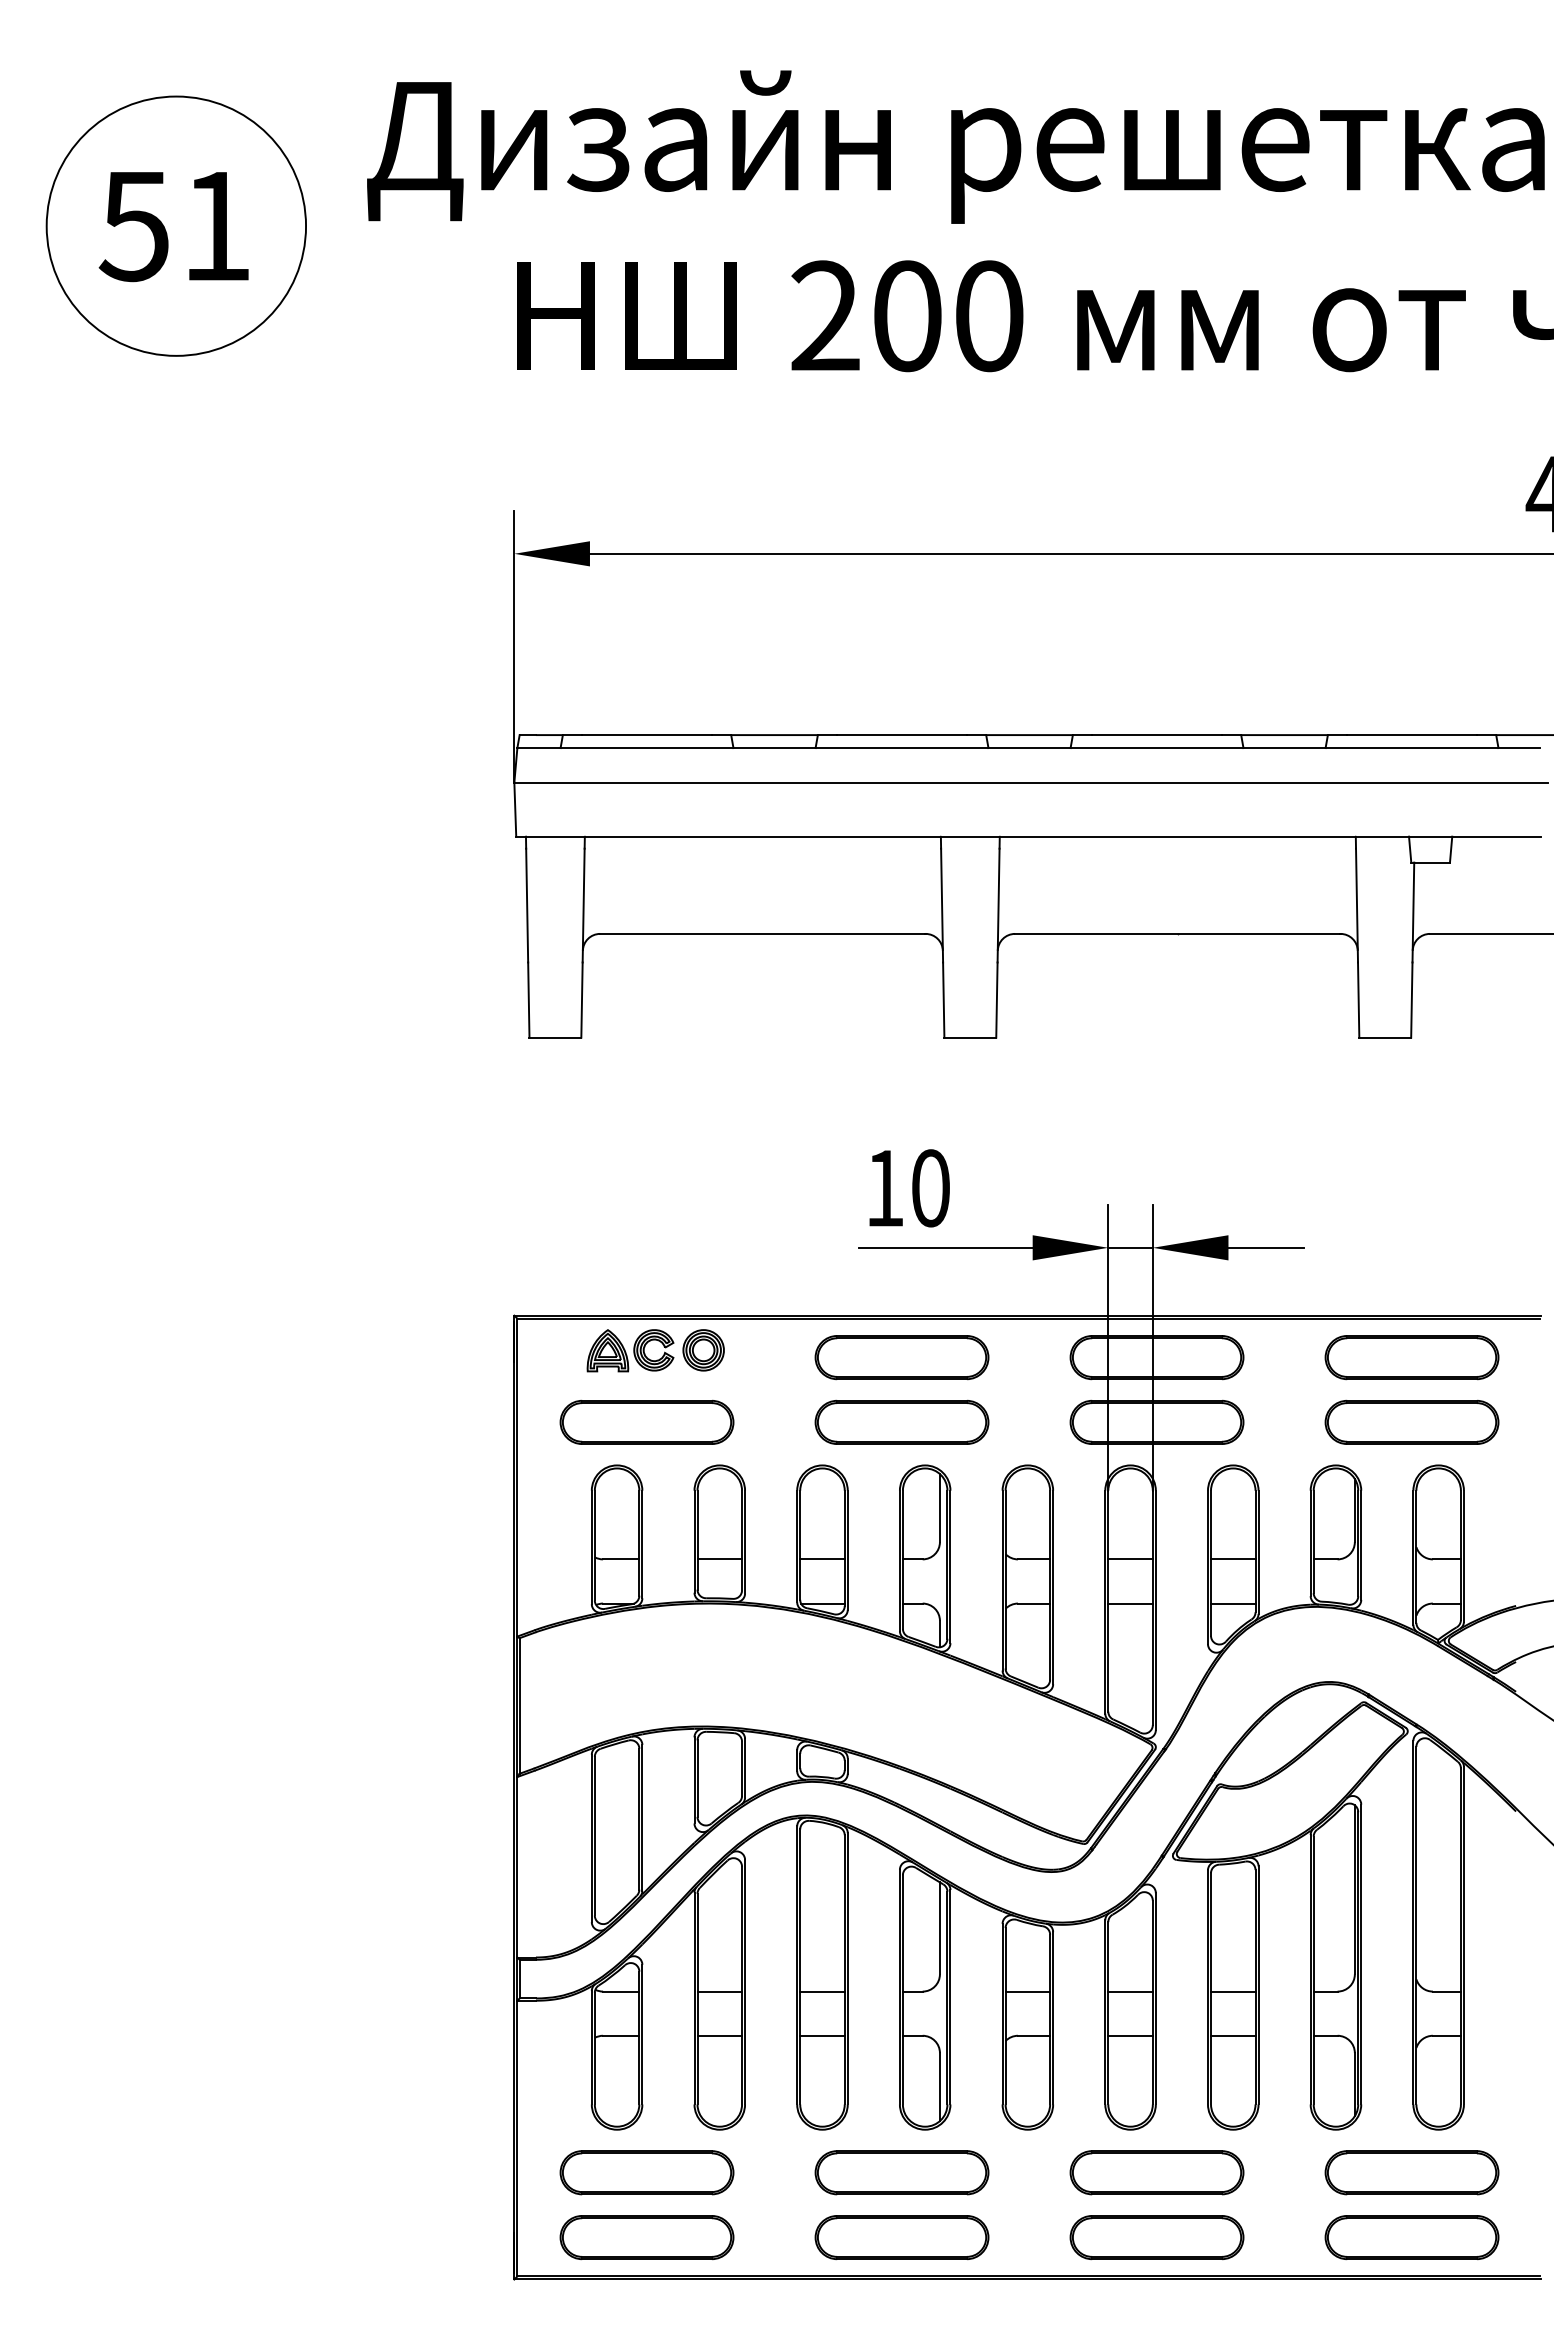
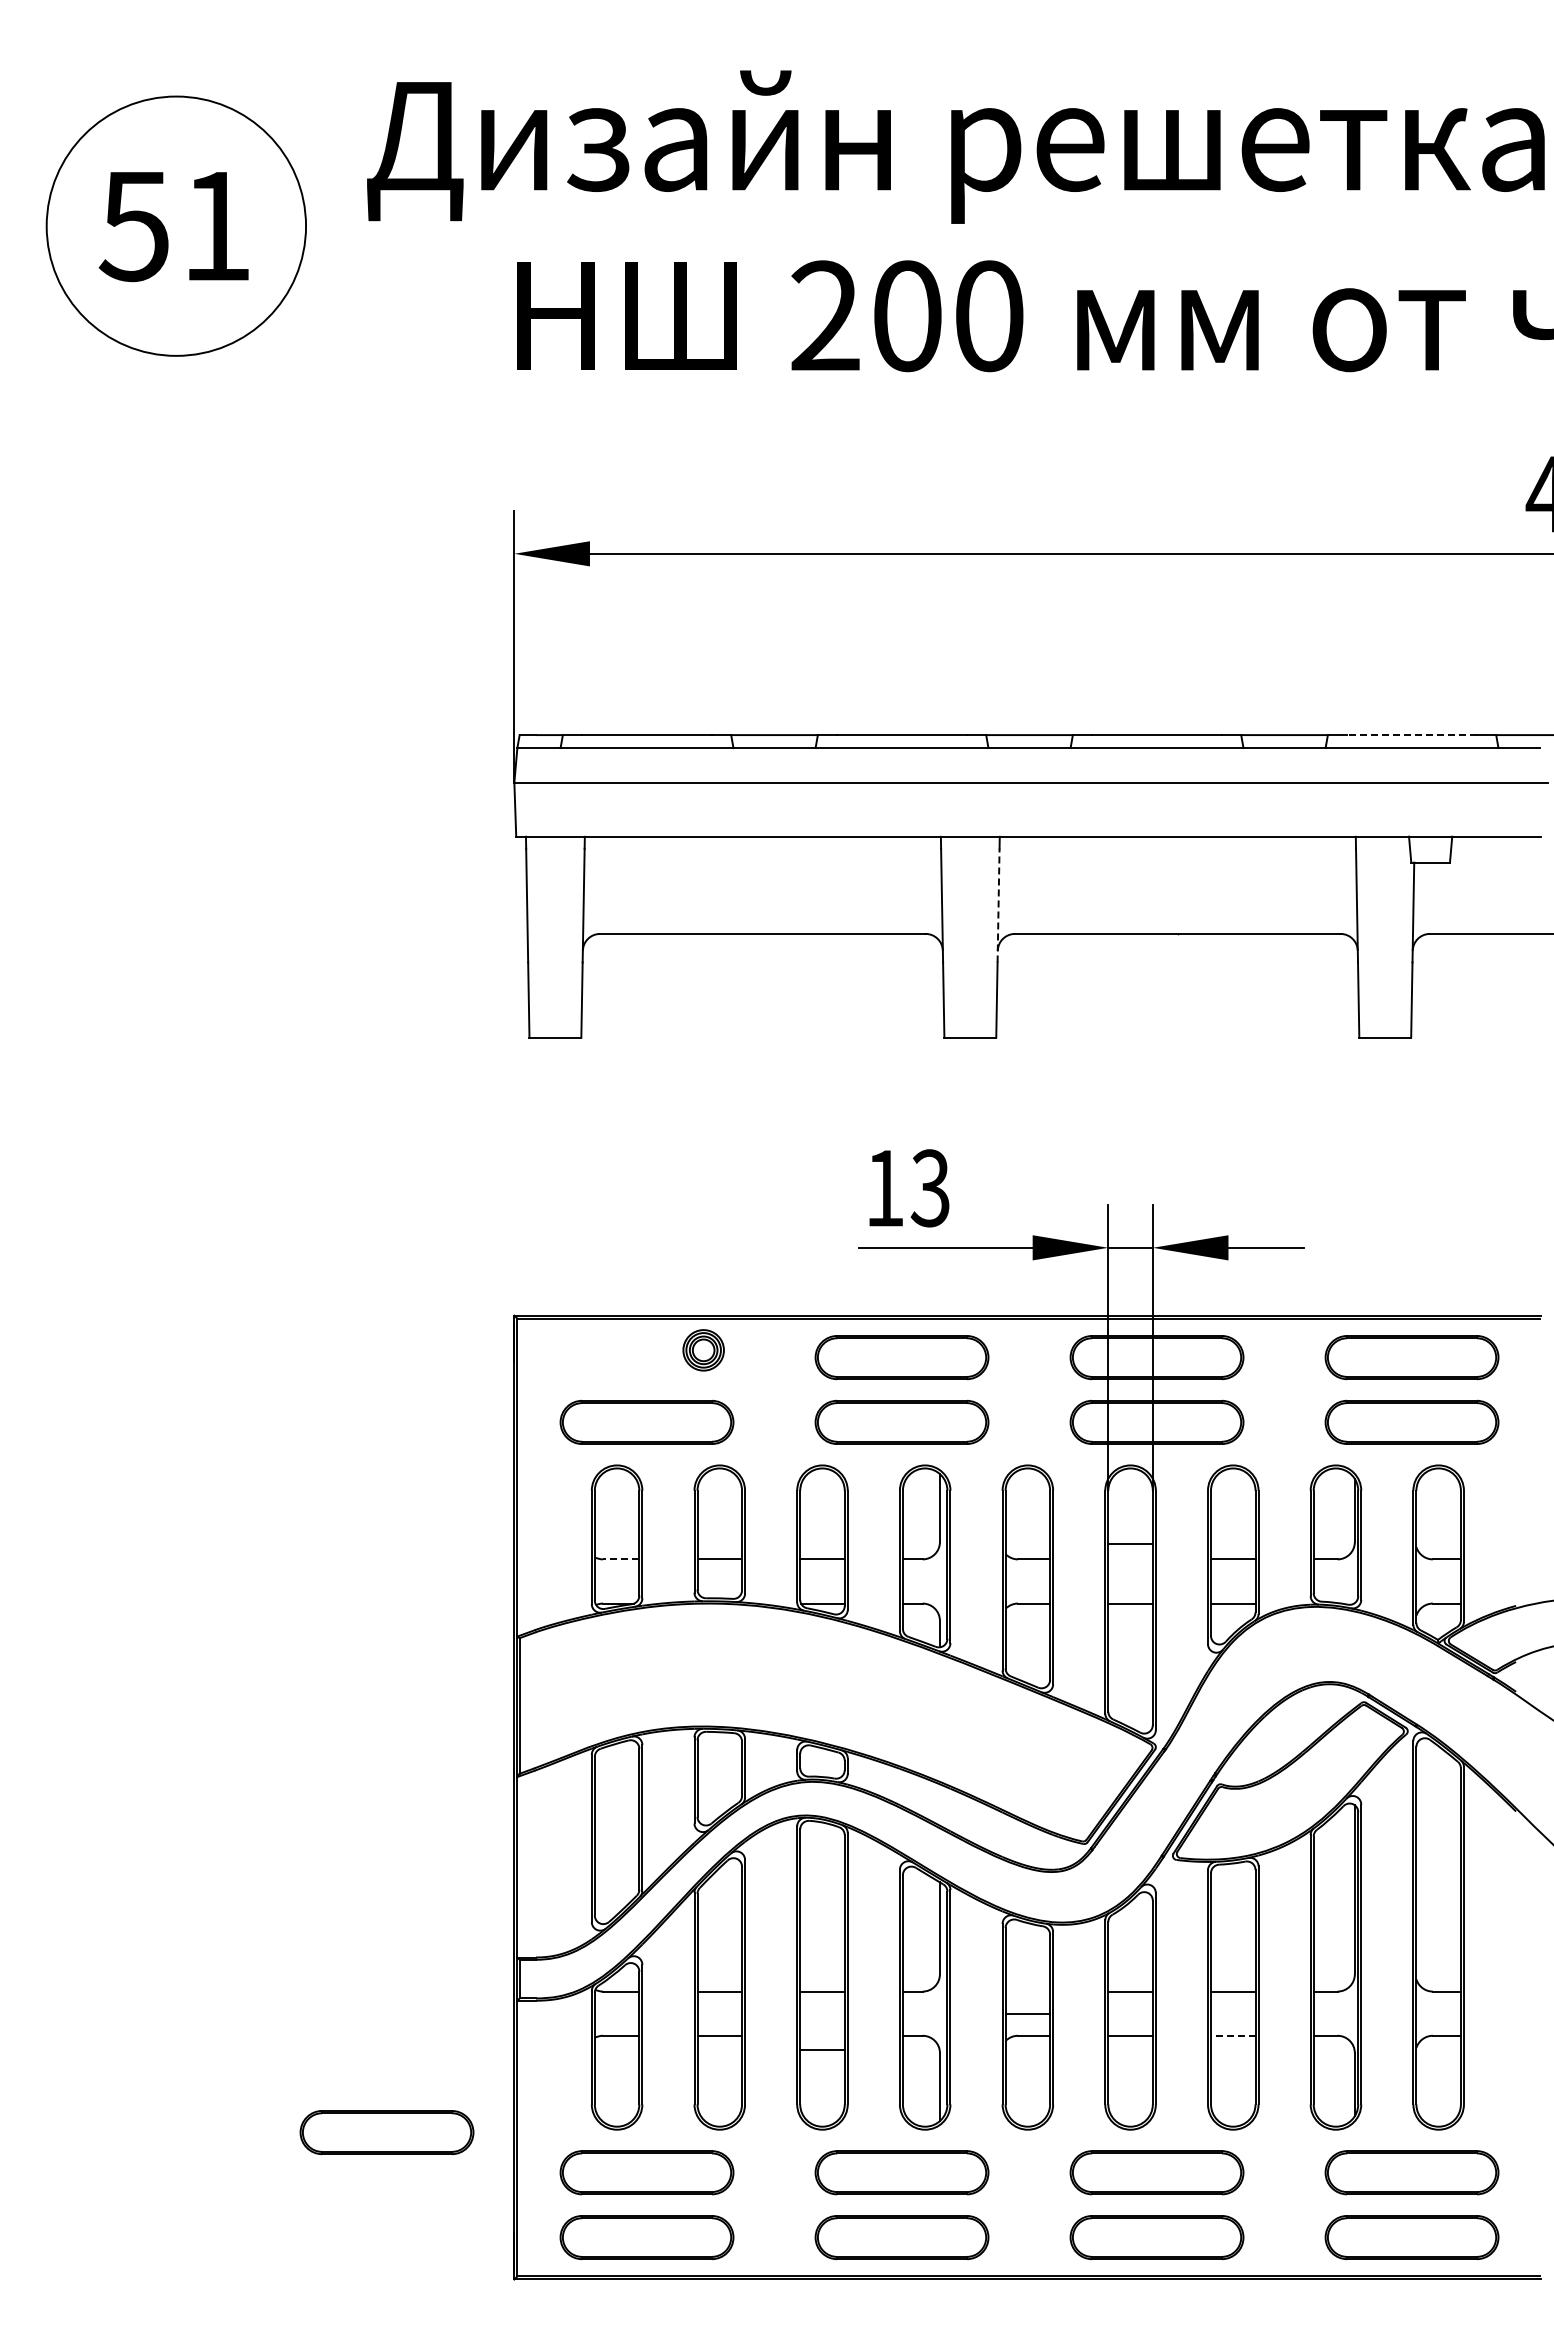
line: solid -> dashed (1412, 735)
line: solid -> dashed (998, 905)
text: 10 -> 13 (929, 1188)
part: present -> none (630, 1350)
line: solid -> dashed (620, 1559)
line position: (1130, 1559) -> (1130, 1544) (1130, 1544)
line position: (1027, 1991) -> (1027, 2013) (1027, 2013)
line position: (822, 2035) -> (822, 2049) (822, 2049)
line: solid -> dashed (1232, 2035)
part: none -> present (386, 2132)
